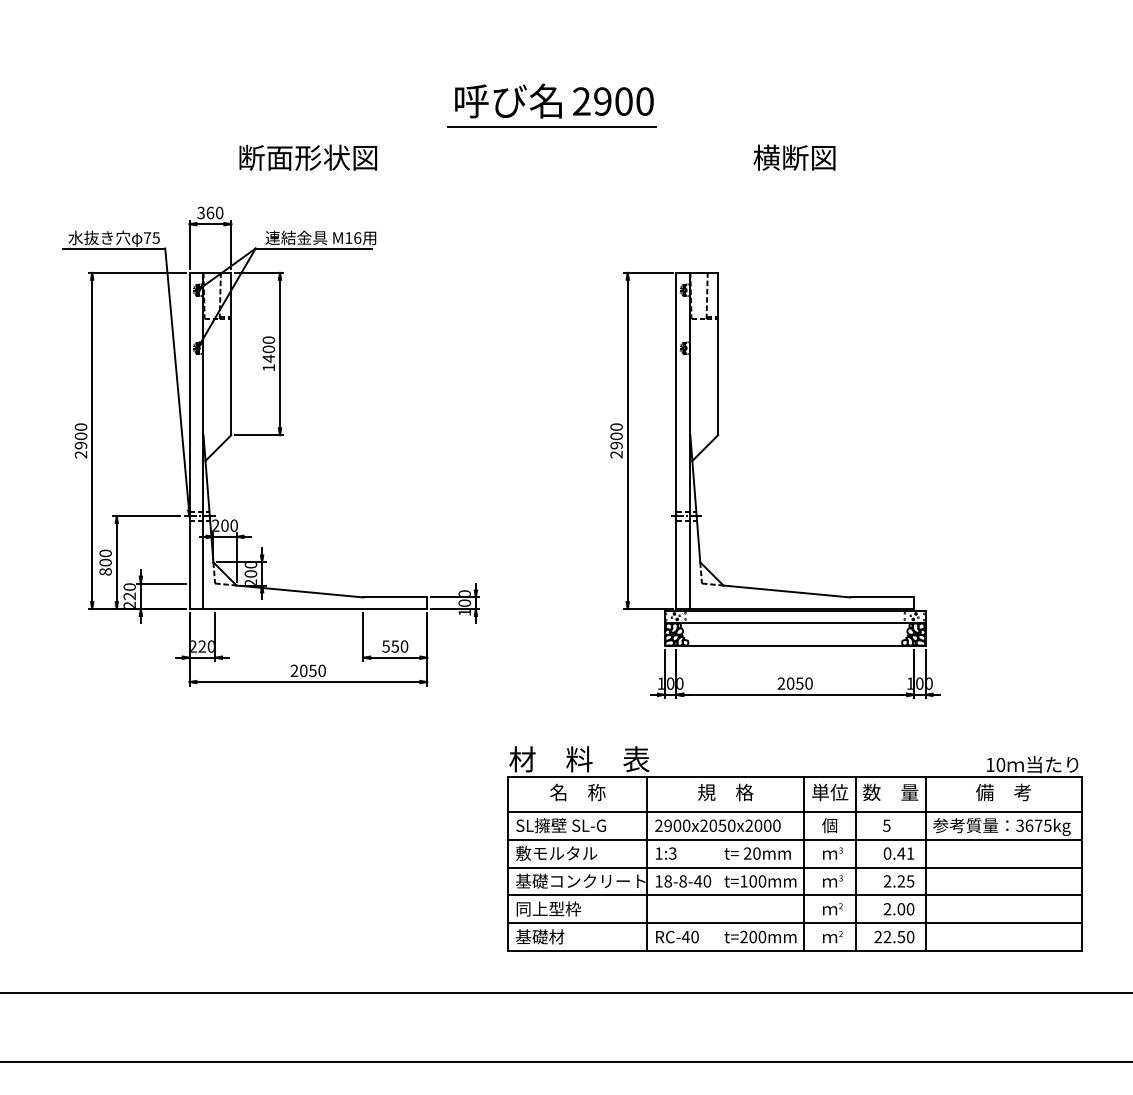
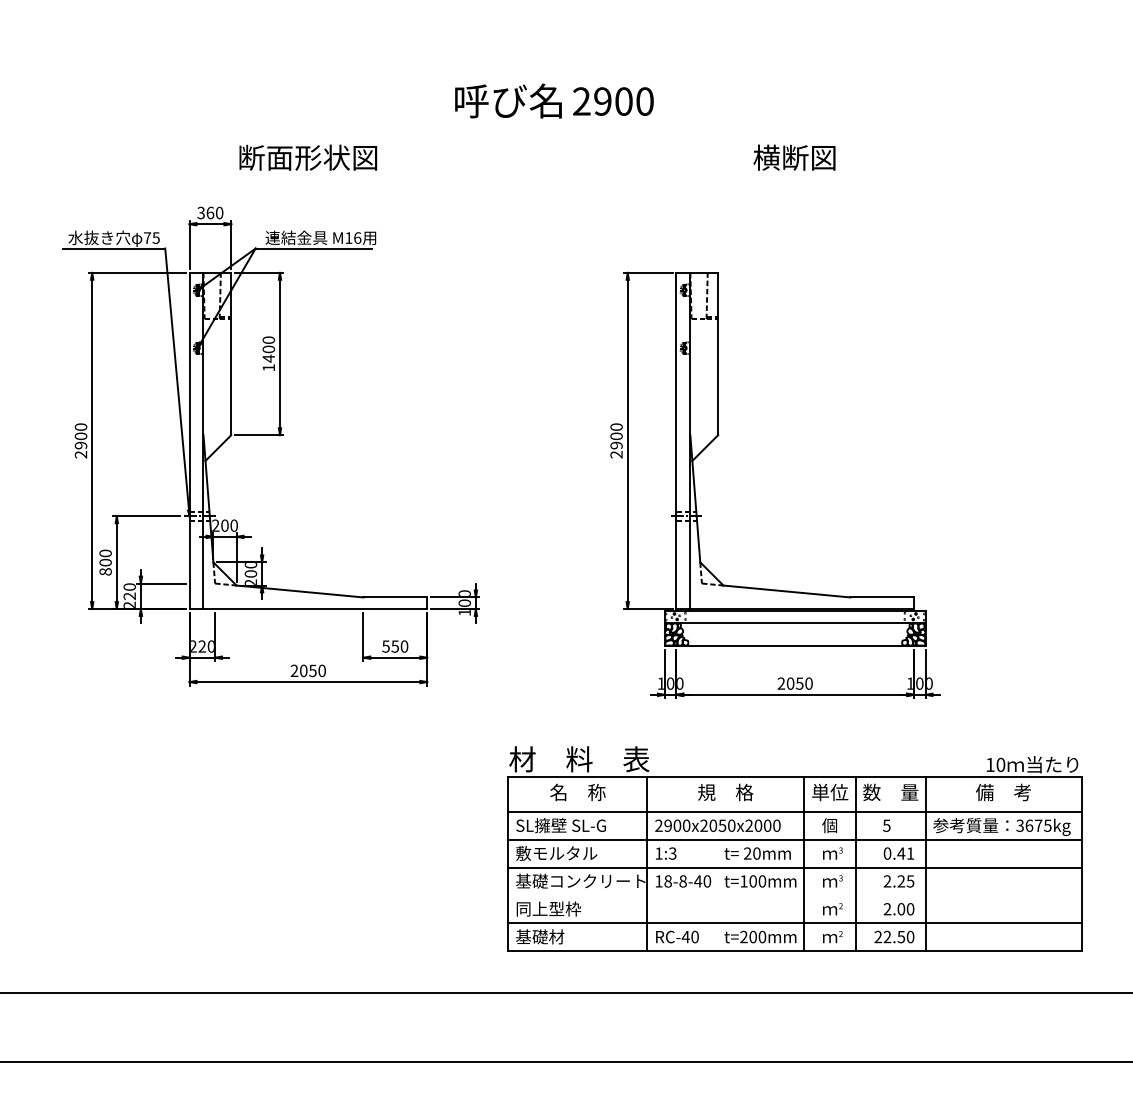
line: present -> none (551, 126)
line: present -> none (795, 895)
